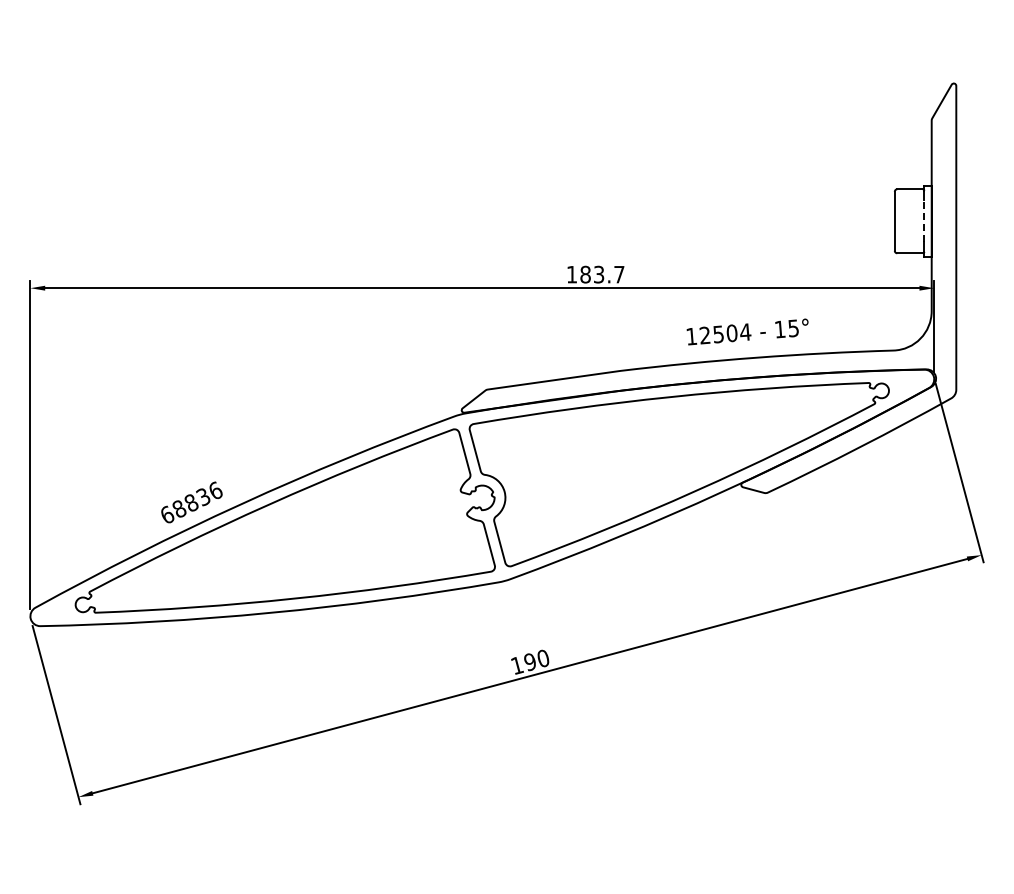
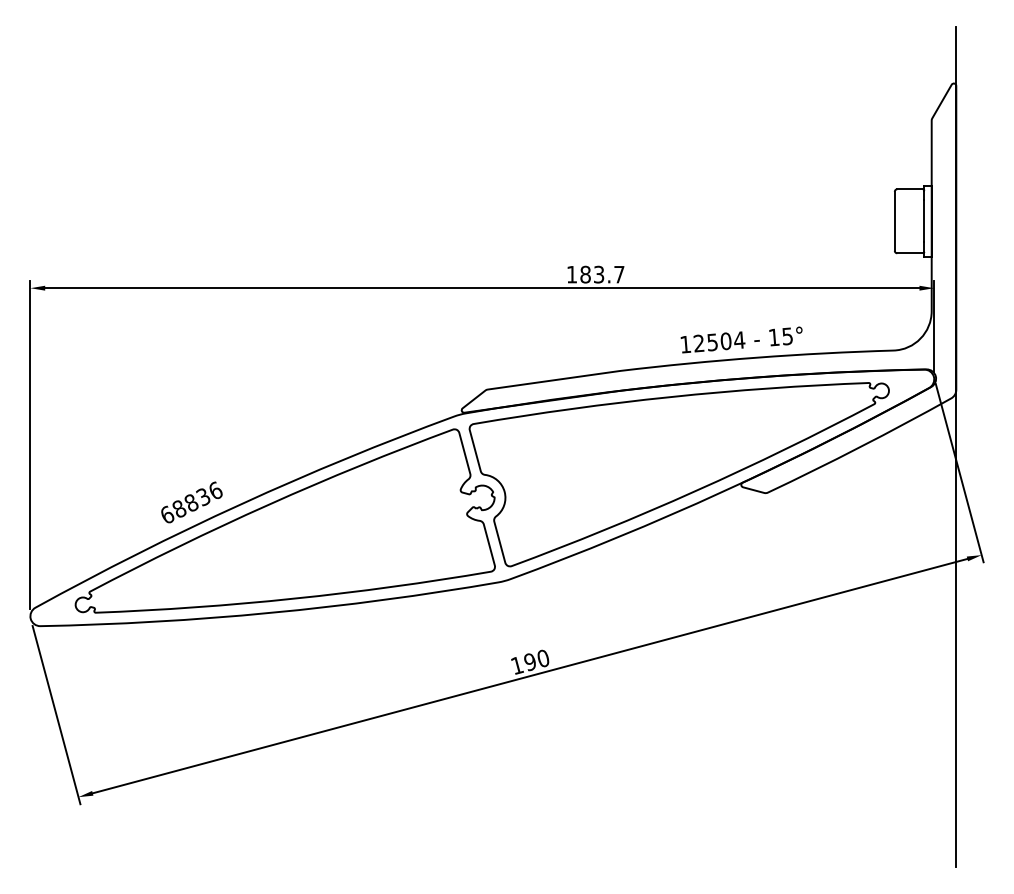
line: dashed -> solid (924, 220)
text position: (747, 331) -> (741, 339) (741, 339)
line: none -> present (956, 446)
